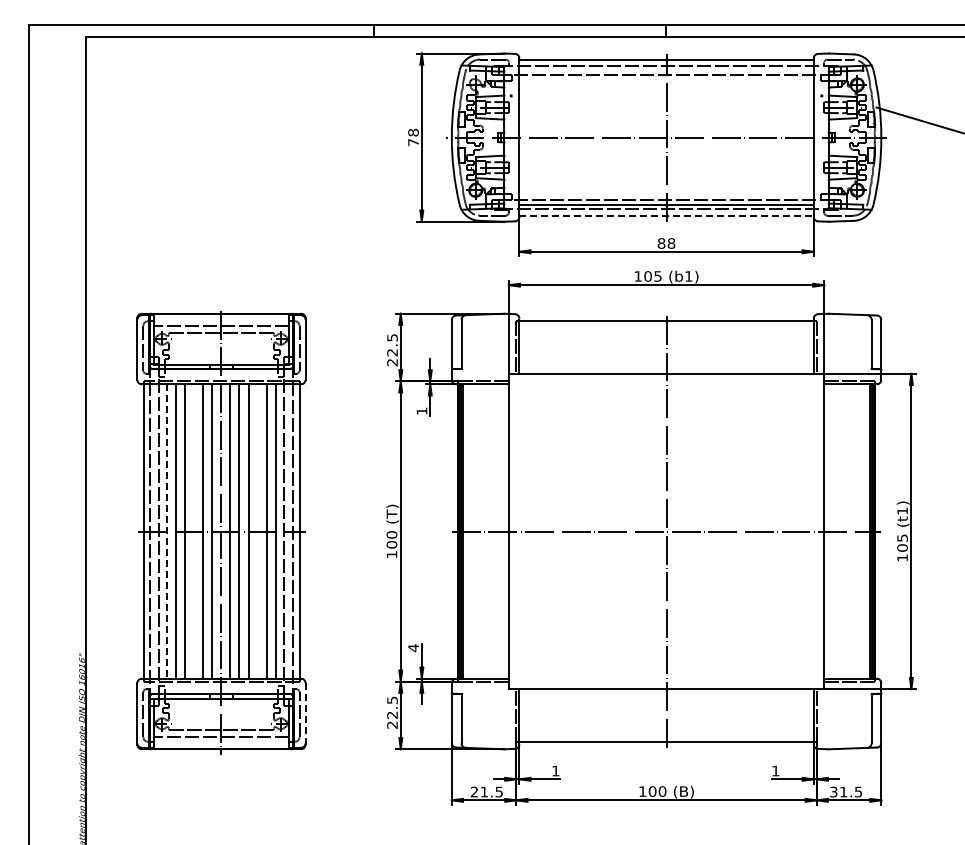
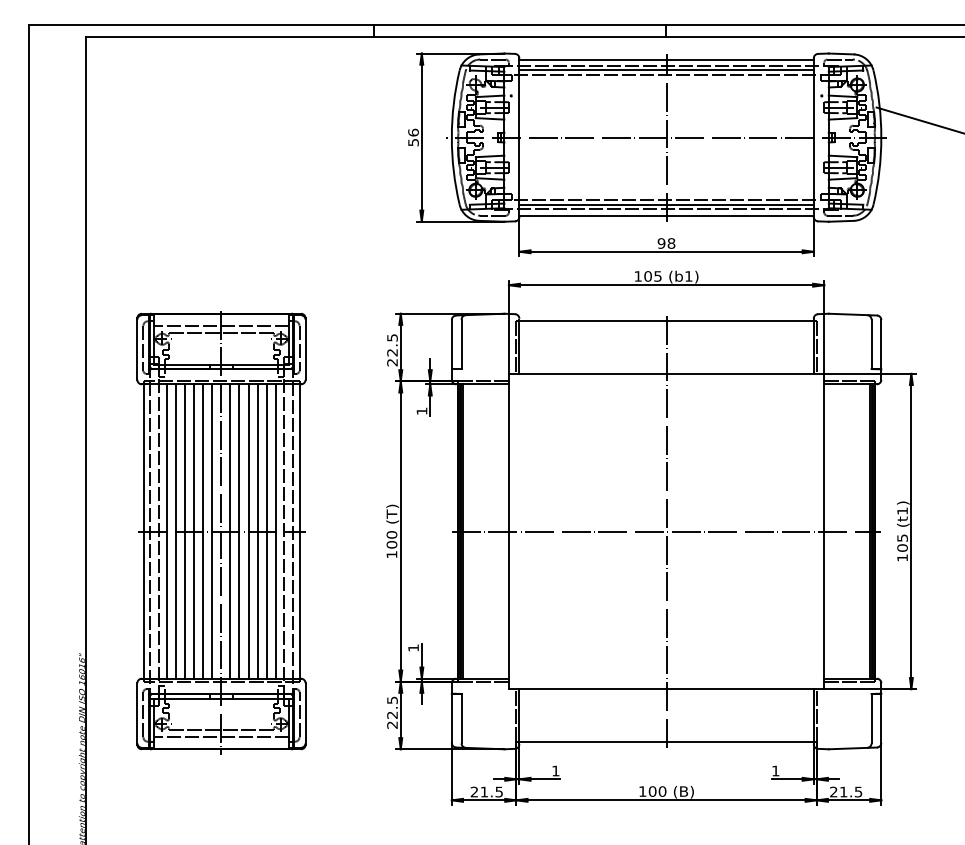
line: none -> present (666, 70)
text: 78 -> 56 (413, 137)
line: dashed -> solid (667, 215)
text: 88 -> 98 (661, 243)
line: none -> present (194, 531)
line: none -> present (257, 531)
line: dashed -> solid (167, 532)
text: 4 -> 1 (413, 648)
line: dashed -> solid (305, 713)
text: 31.5 -> 21.5 (833, 792)
